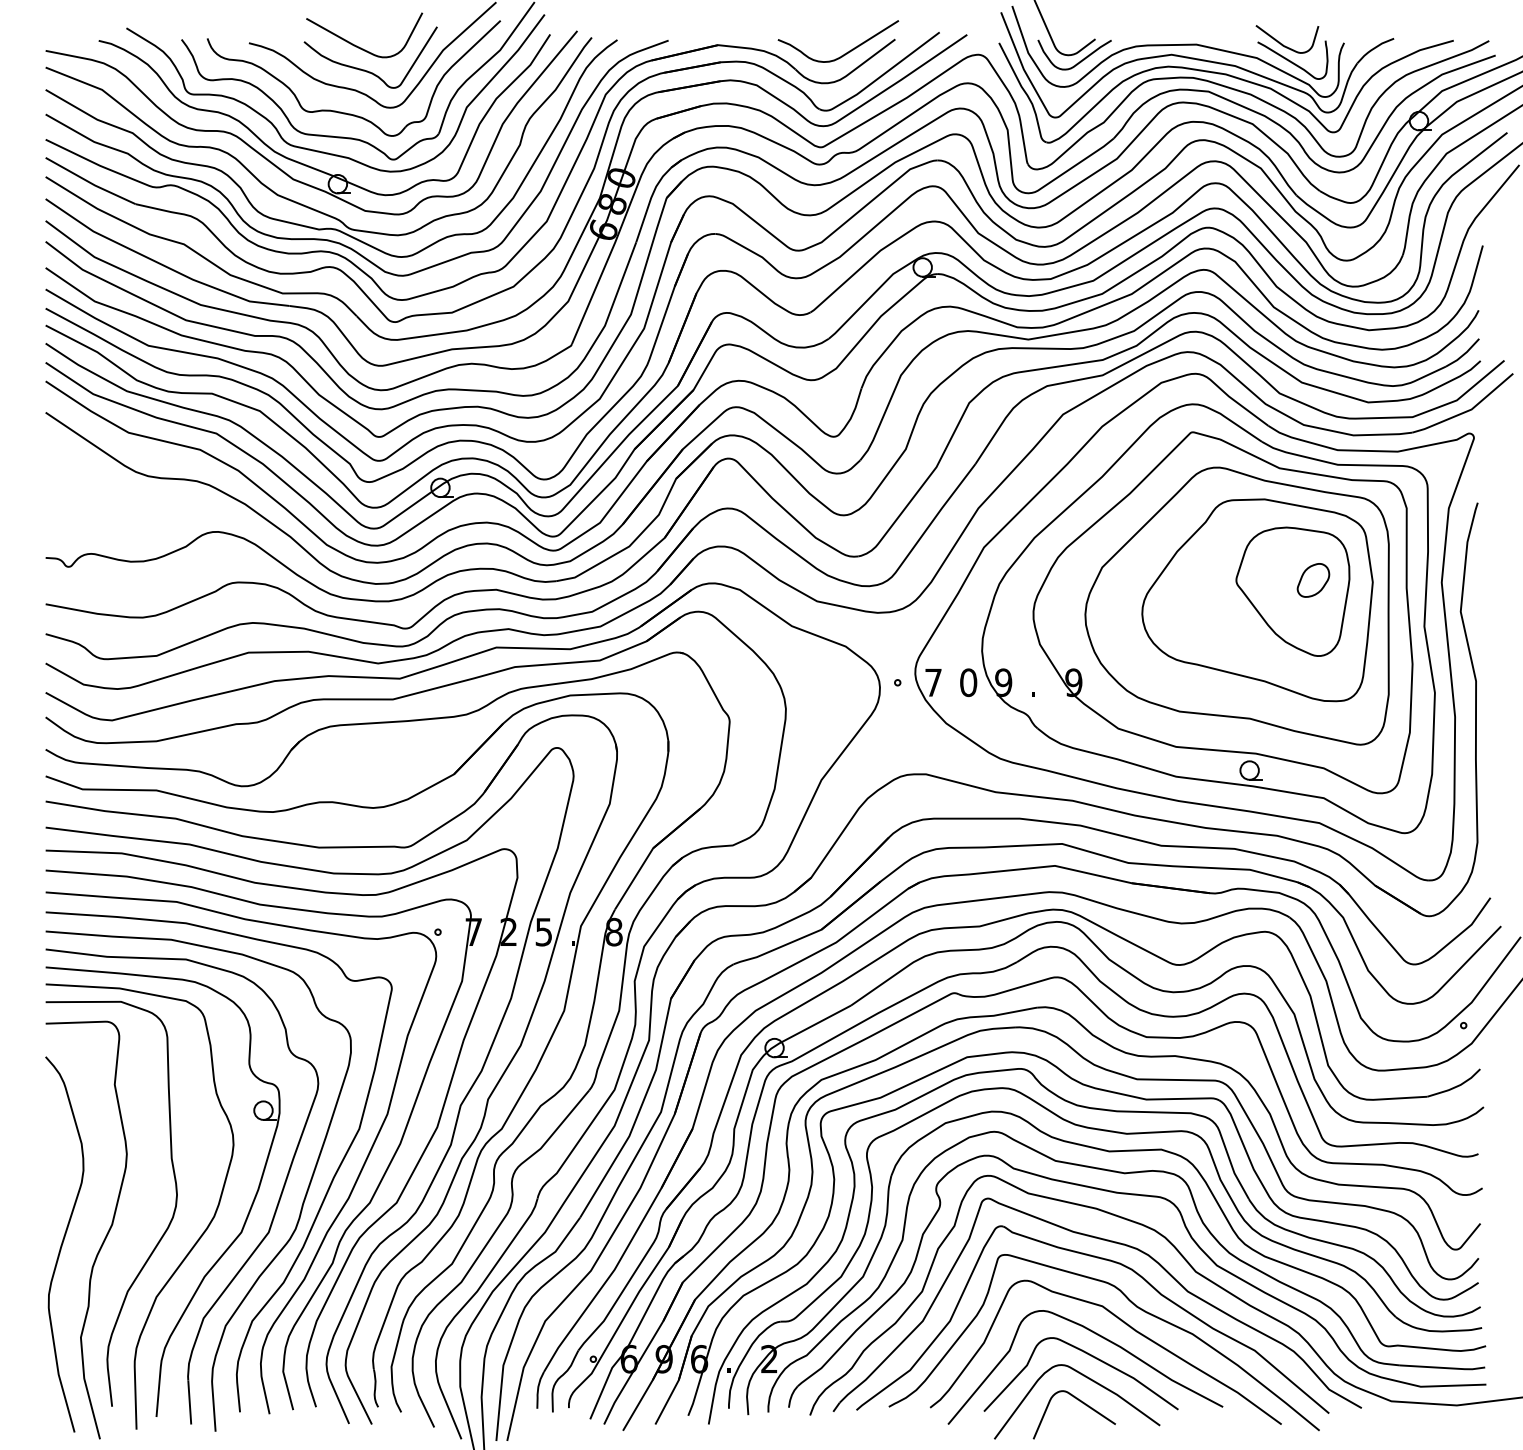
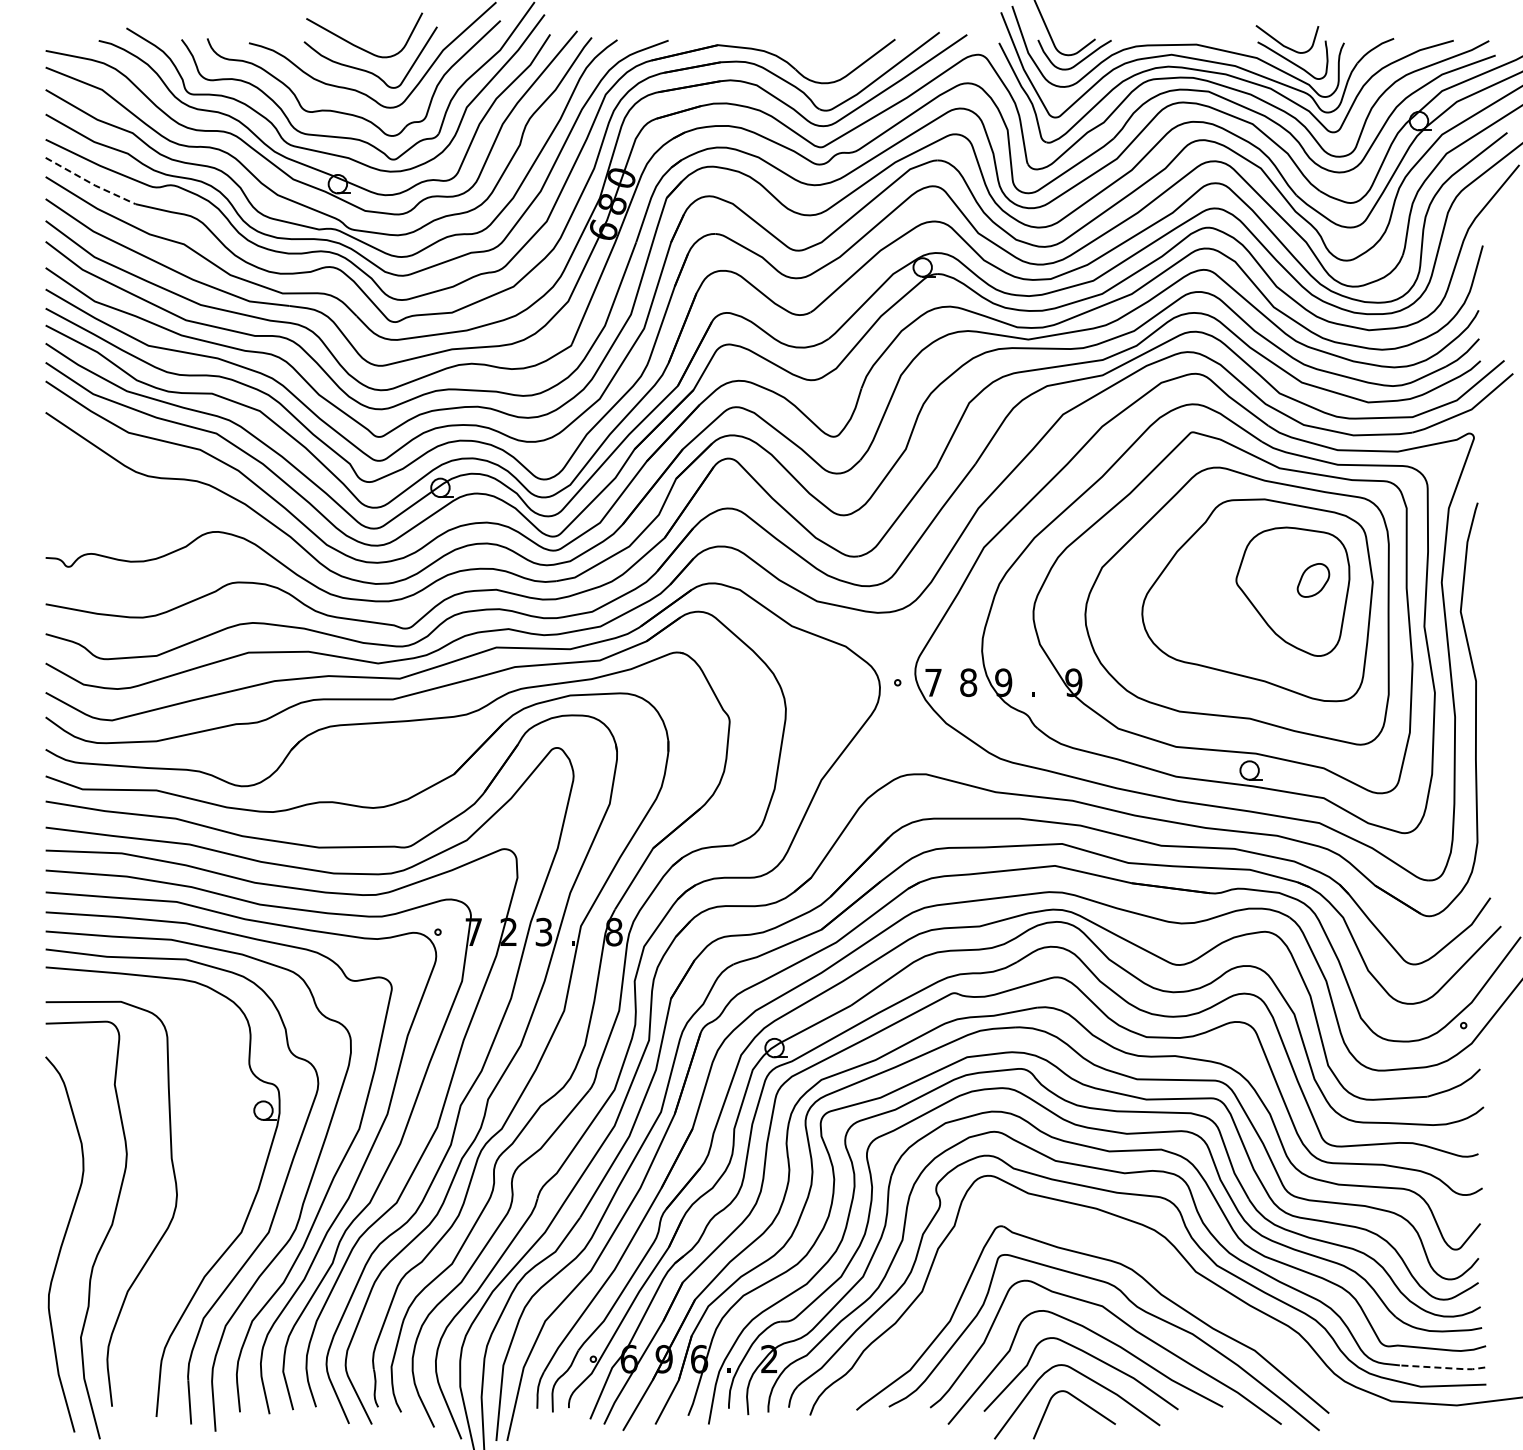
curve: present -> none (844, 53)
line: solid -> dashed (90, 183)
text: 0 -> 8 (968, 682)
text: 5 -> 3 (544, 931)
part: present -> none (1110, 1242)
curve: present -> none (191, 1247)
line: solid -> dashed (1443, 1367)
